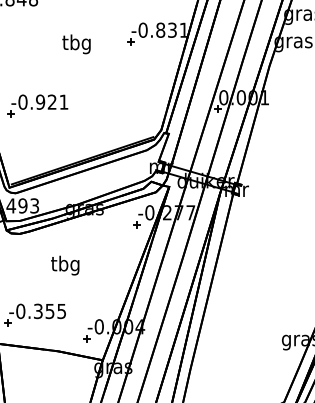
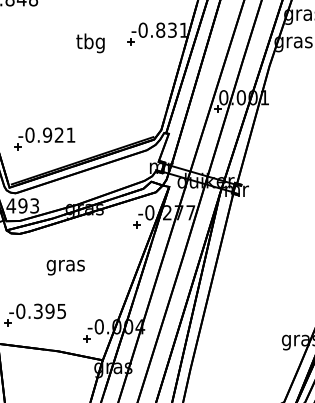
text position: (76, 44) -> (90, 43) (90, 43)
part position: (37, 105) -> (44, 138) (44, 138)
text: tbg -> gras (65, 265)
text: -0.355 -> -0.395 (49, 310)
